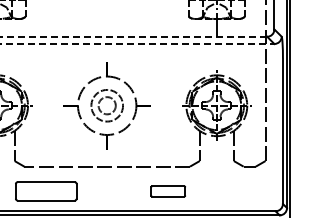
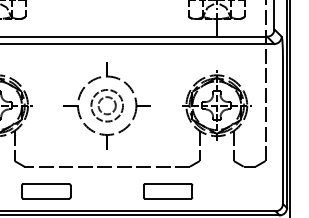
line: dashed -> solid (133, 36)
line: dashed -> solid (137, 44)
part size: 63x21 px -> 51x17 px (46, 191)
part size: 36x13 px -> 51x17 px (168, 191)
